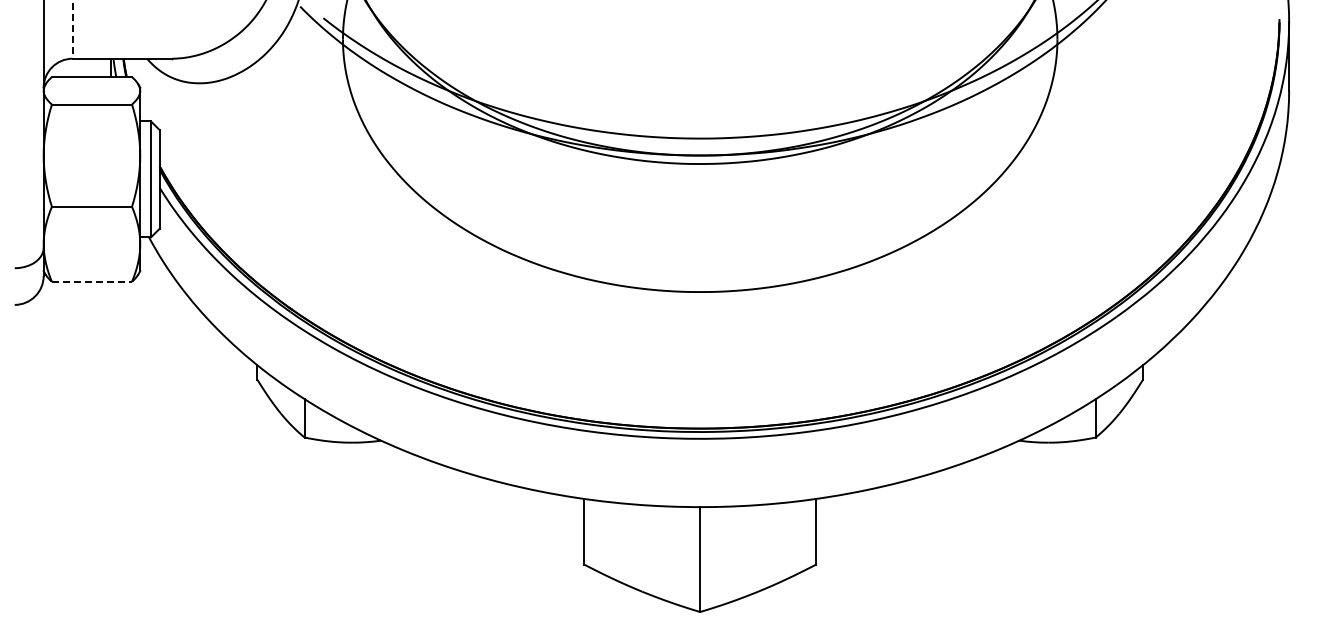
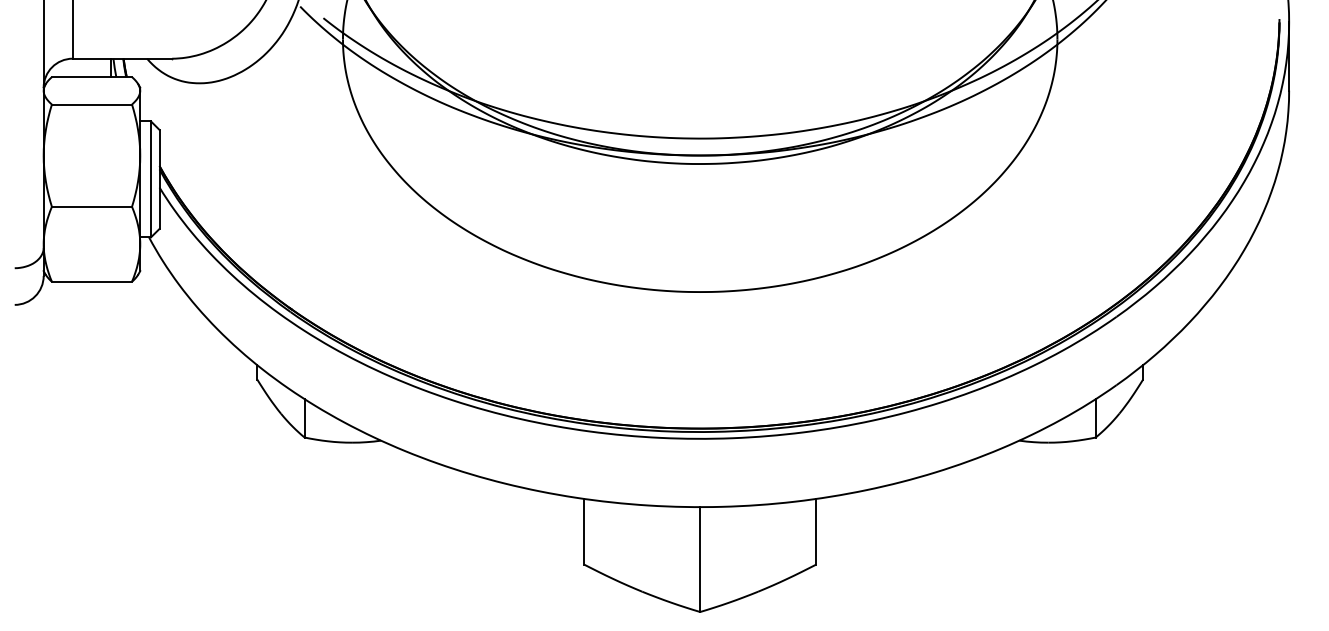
line: dashed -> solid (72, 29)
line: dashed -> solid (92, 281)
